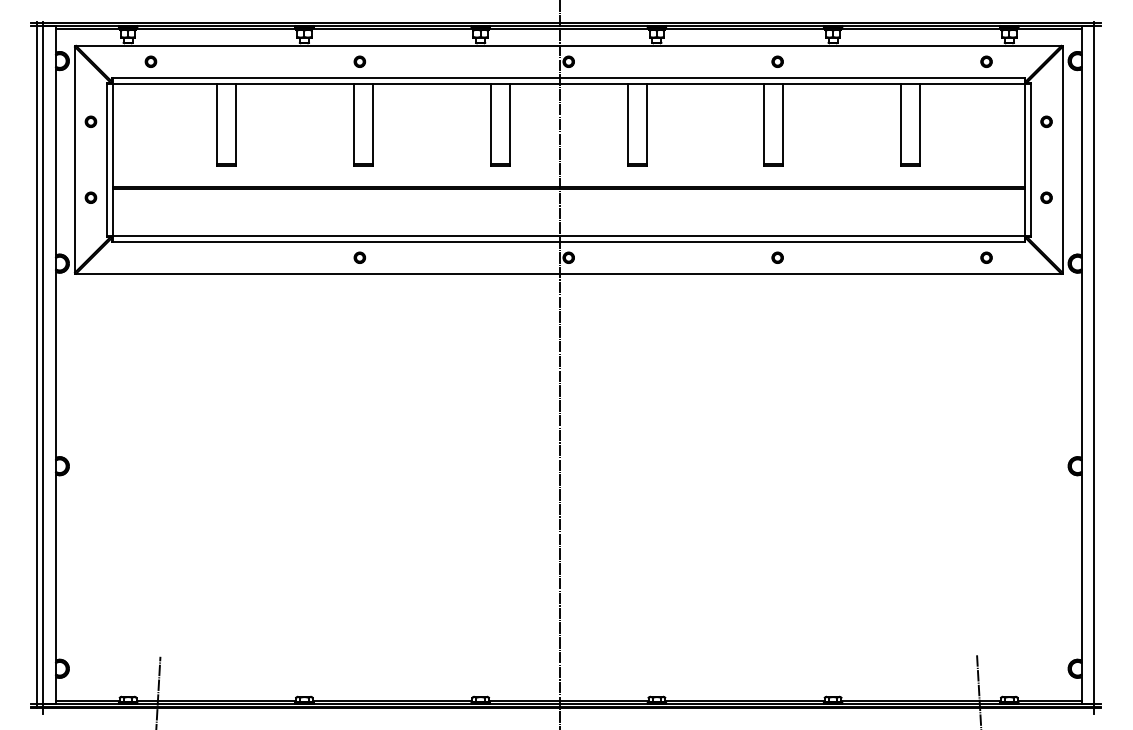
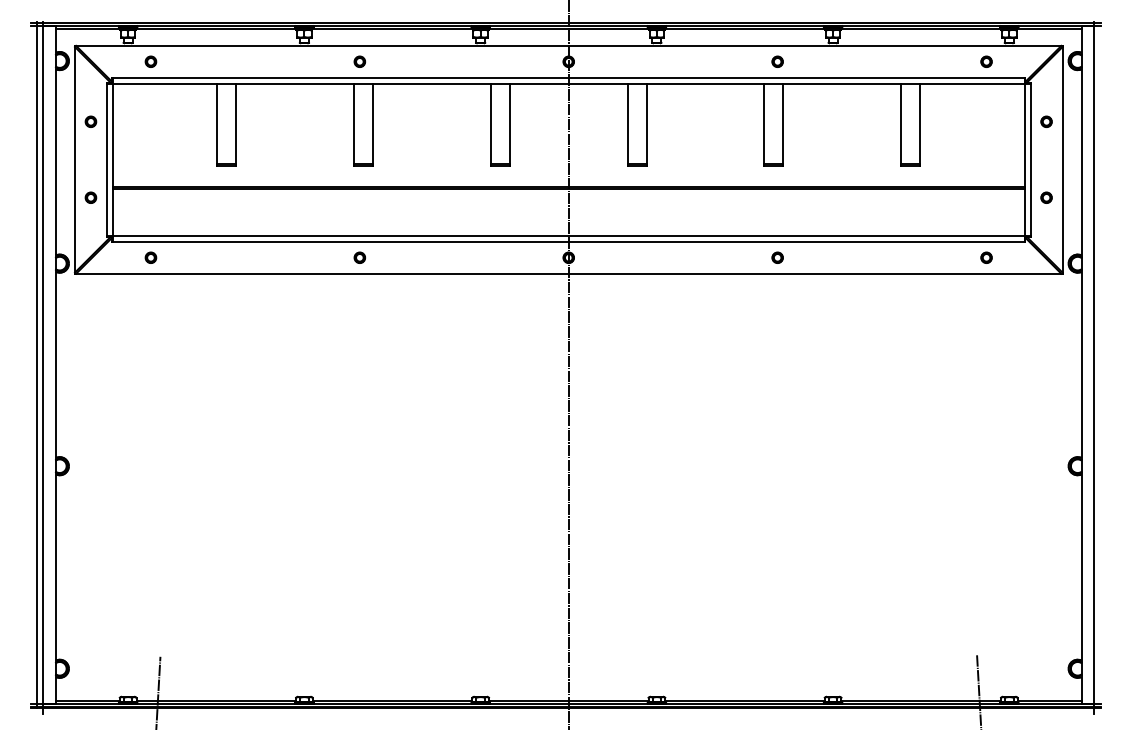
part: none -> present (150, 257)
line position: (559, 364) -> (568, 364) (568, 364)
